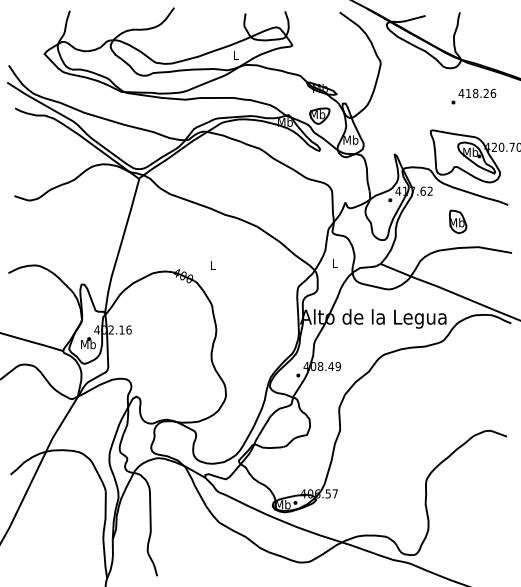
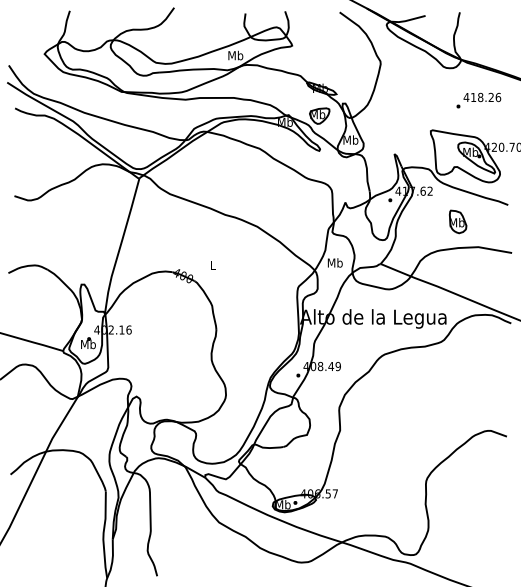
text: L -> Mb (235, 55)
text position: (473, 96) -> (478, 100) (478, 100)
text: L -> Mb (334, 262)
